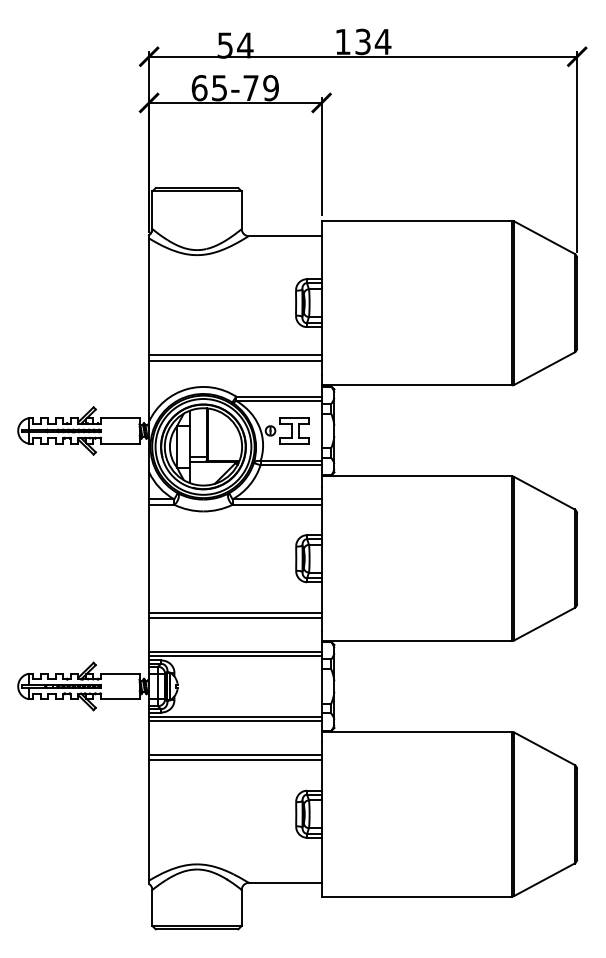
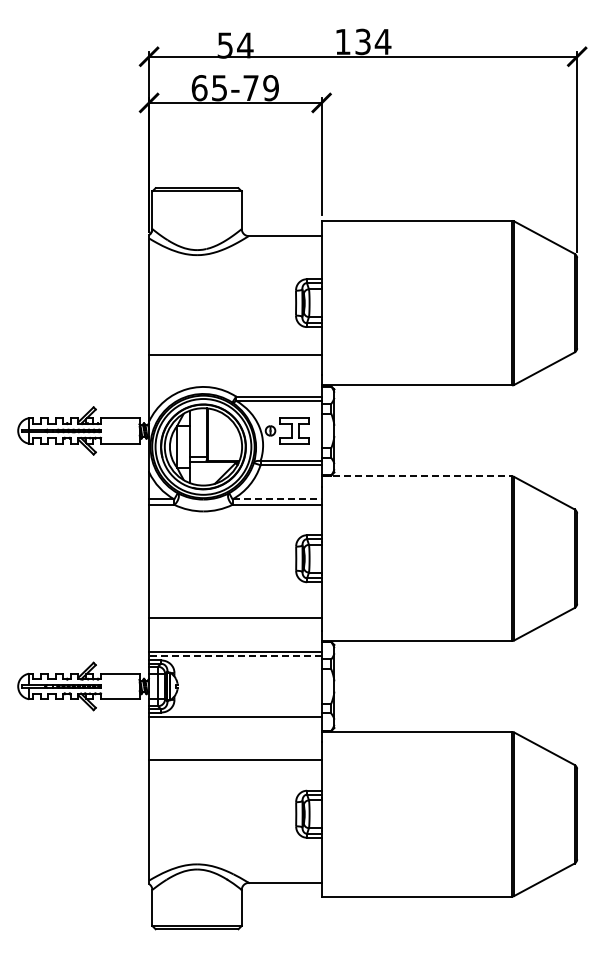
line: present -> none (235, 360)
line: solid -> dashed (417, 476)
line: solid -> dashed (277, 499)
line: present -> none (235, 612)
line: solid -> dashed (234, 656)
line: present -> none (235, 720)
line: present -> none (235, 754)
